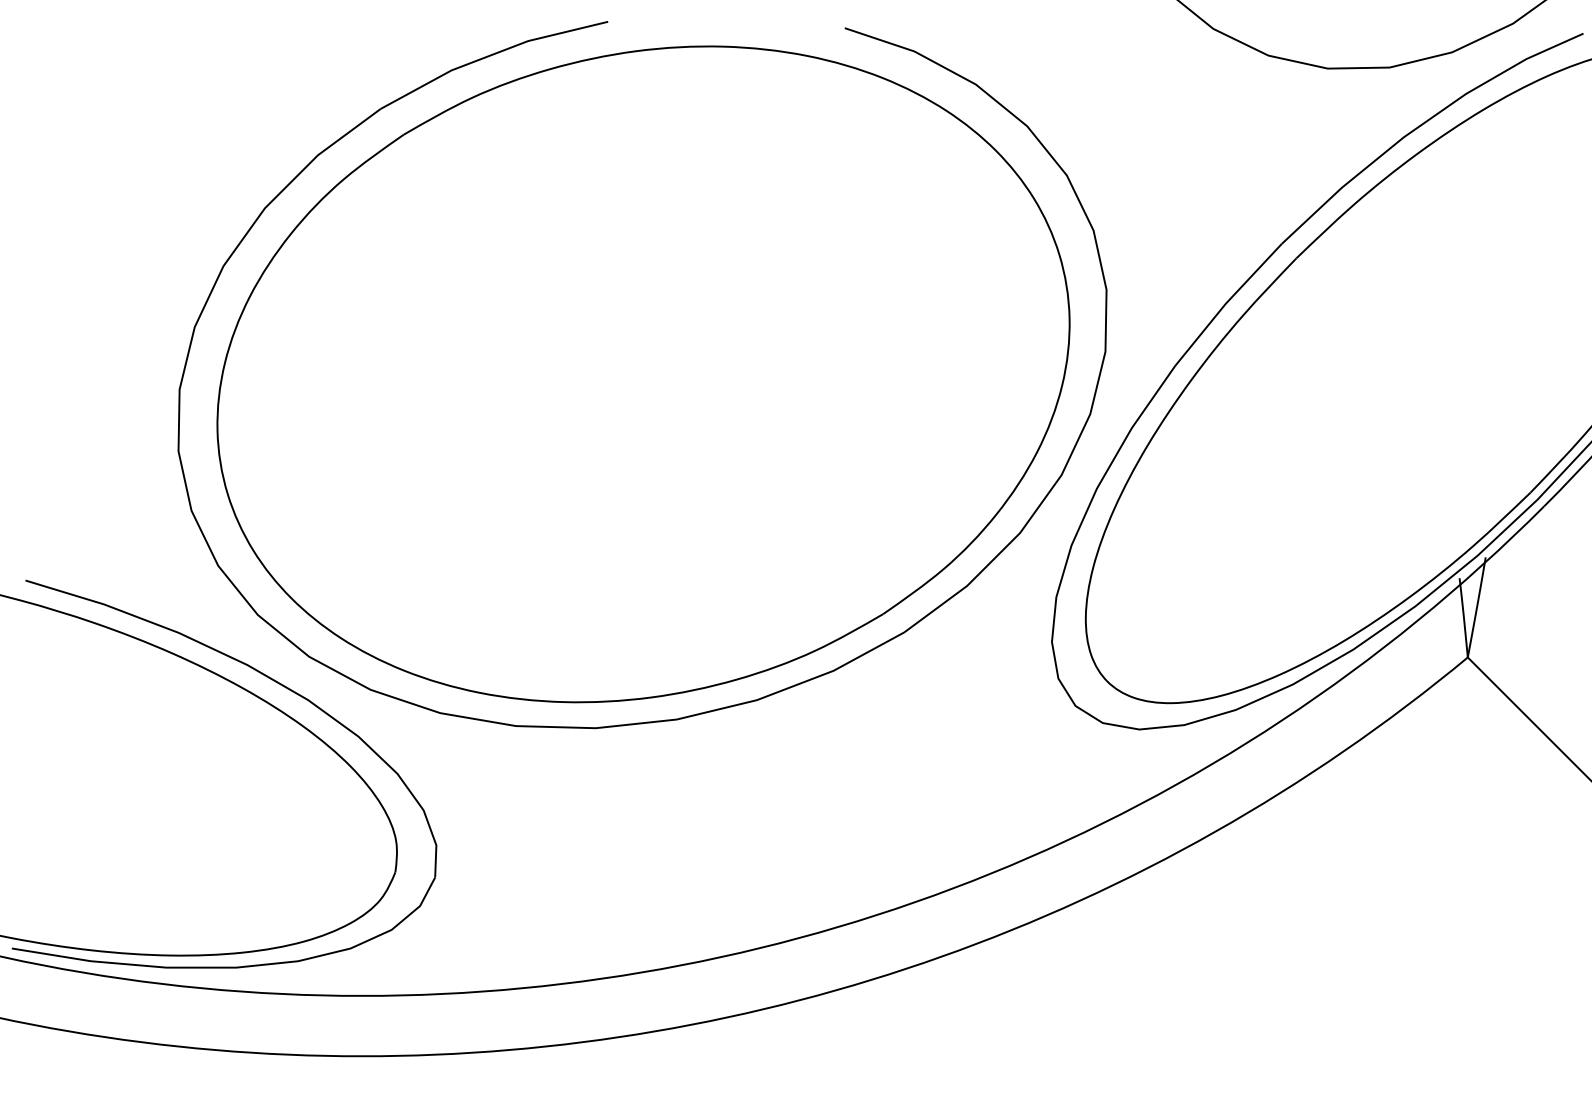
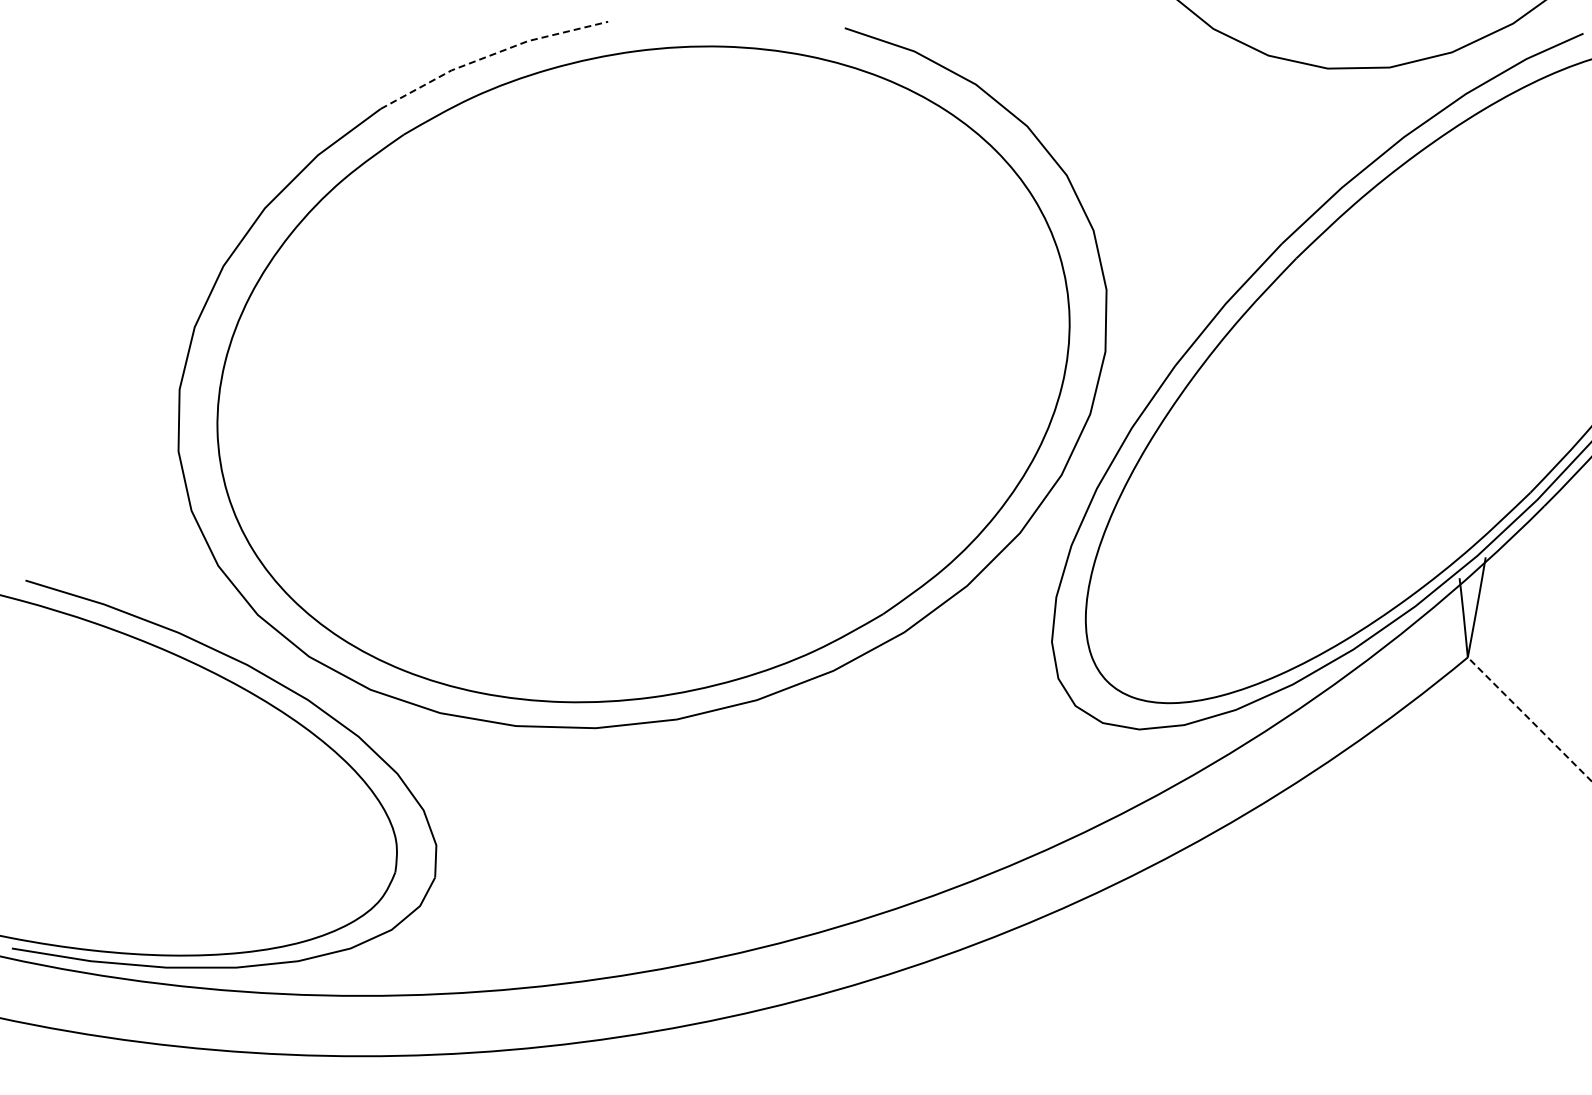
line: solid -> dashed (490, 55)
line: solid -> dashed (1529, 718)
